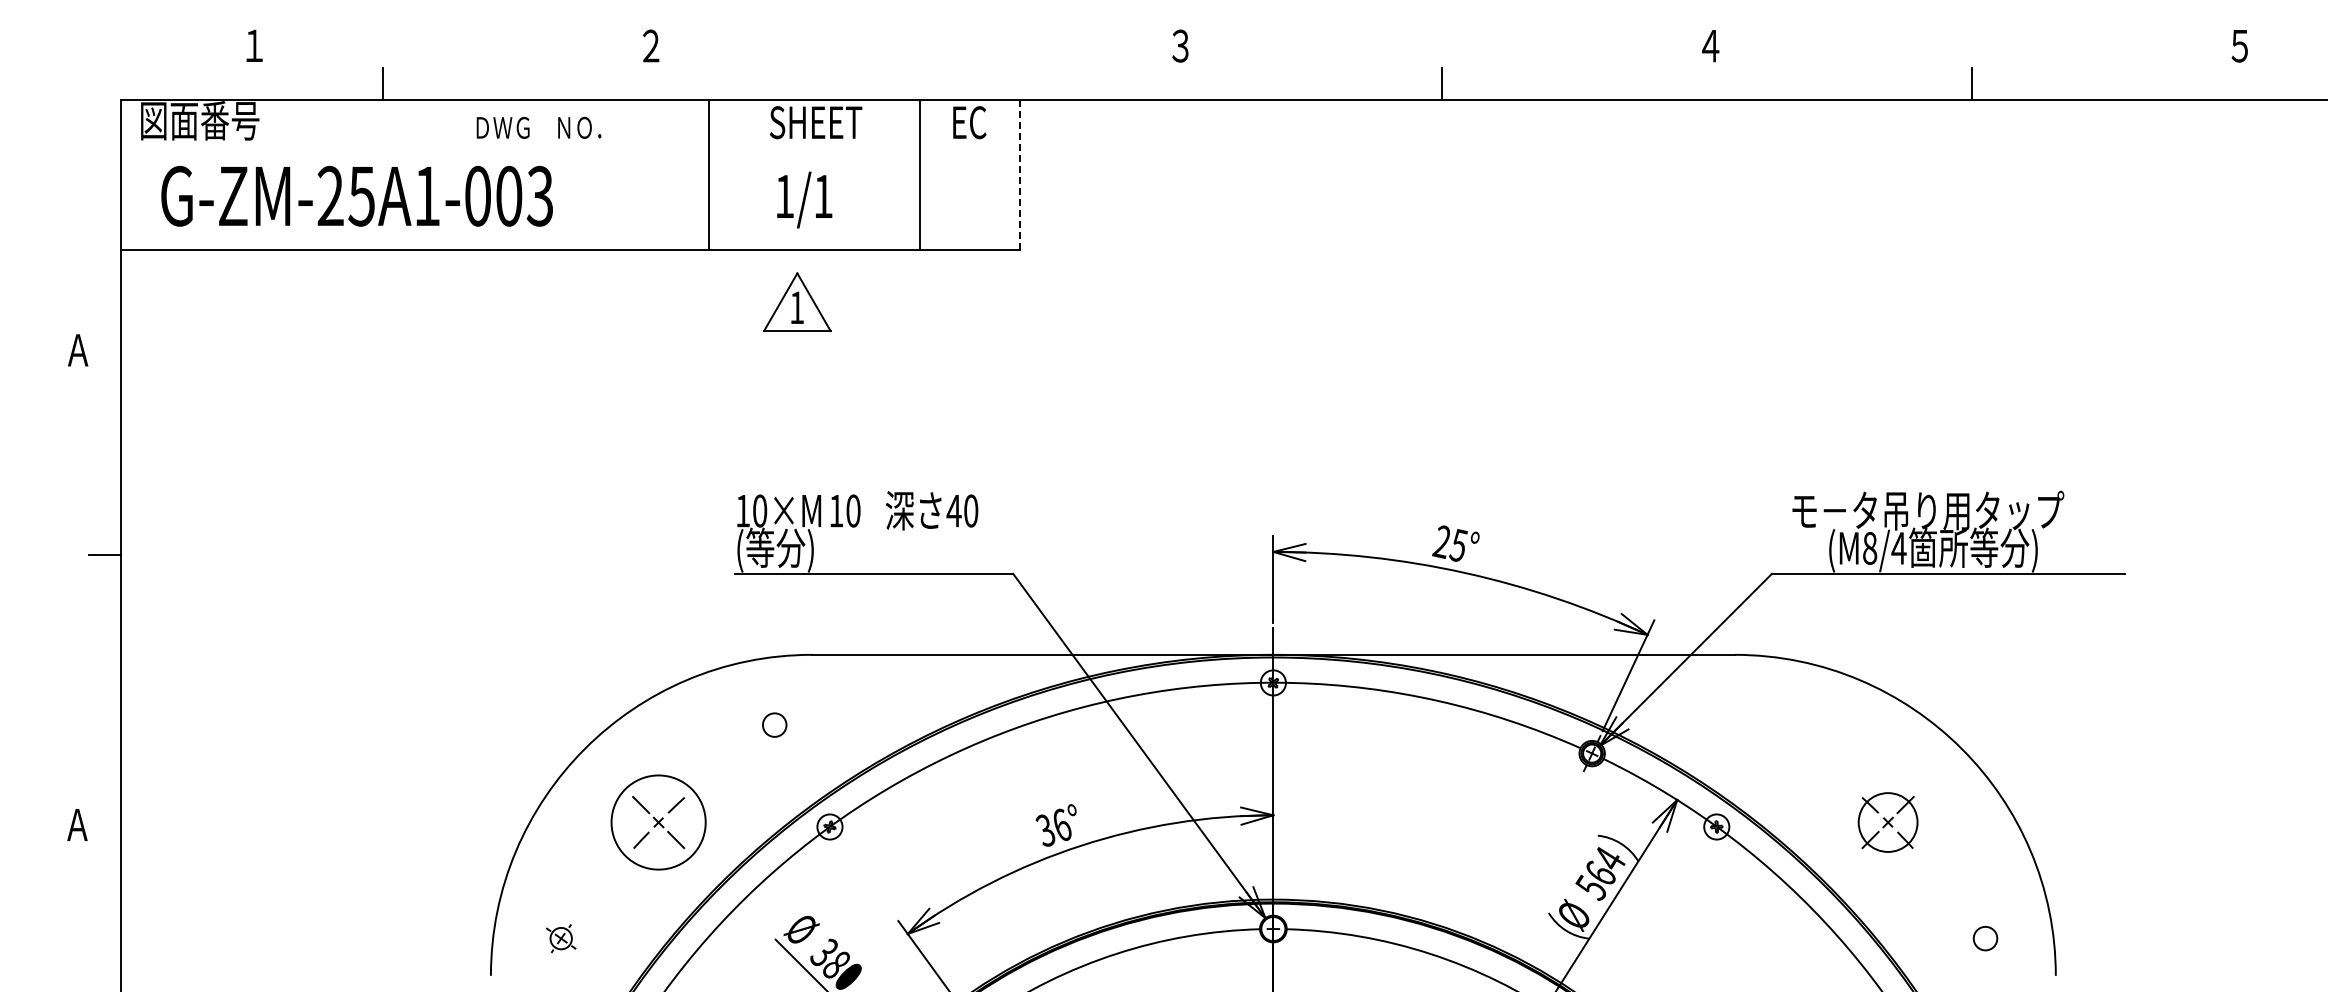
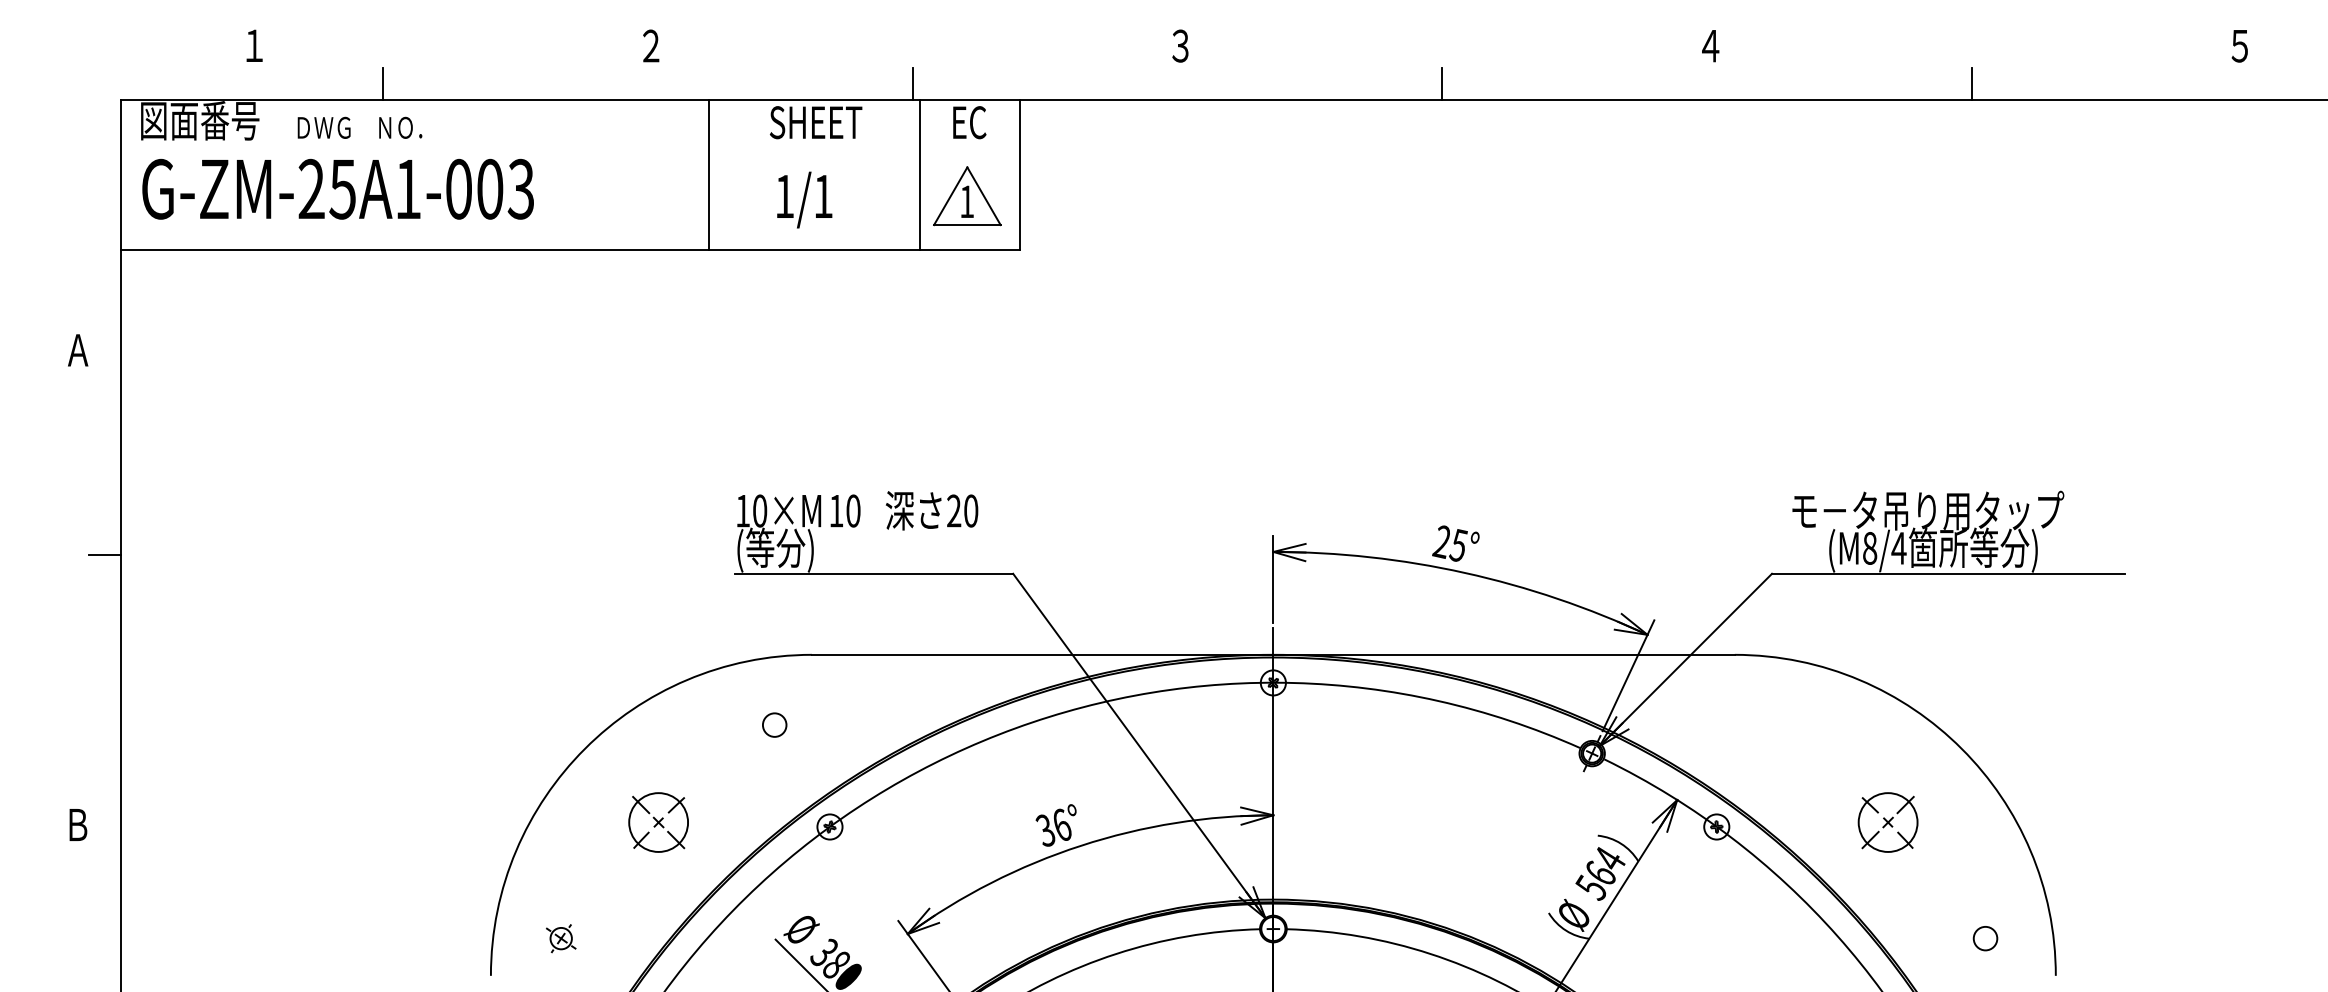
line: none -> present (912, 83)
text position: (538, 127) -> (359, 127) (359, 127)
line: dashed -> solid (1019, 174)
text position: (356, 195) -> (337, 188) (337, 188)
part position: (797, 302) -> (967, 196) (967, 196)
text: 40 -> 20 (953, 510)
circle diameter: 94 px -> 59 px (658, 822)
text: Ａ -> Ｂ (77, 825)
